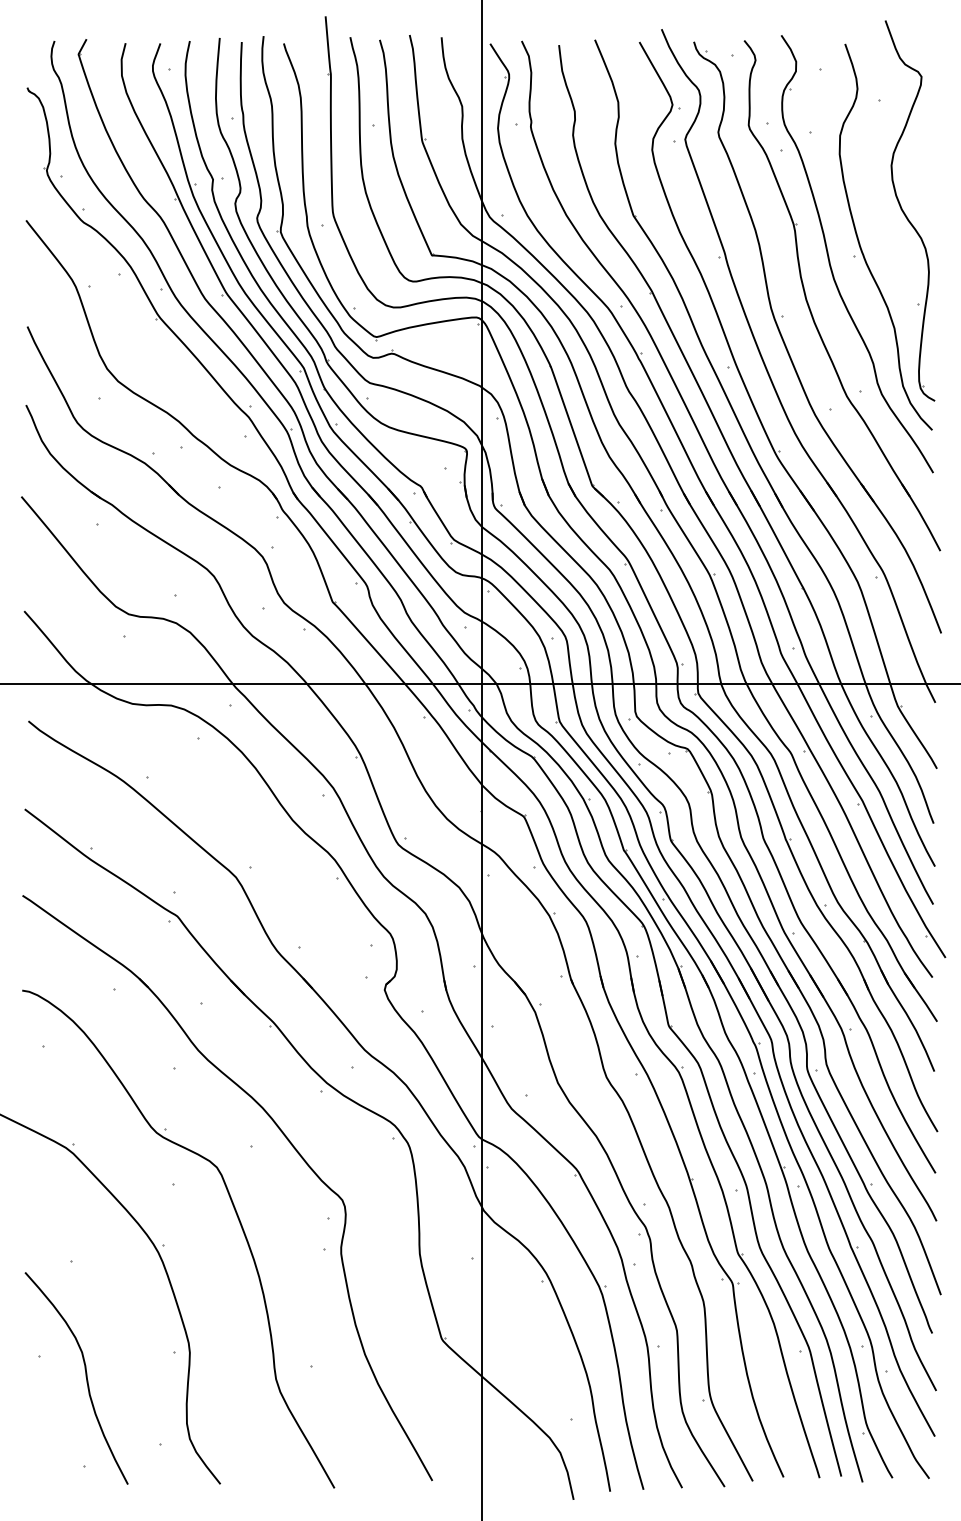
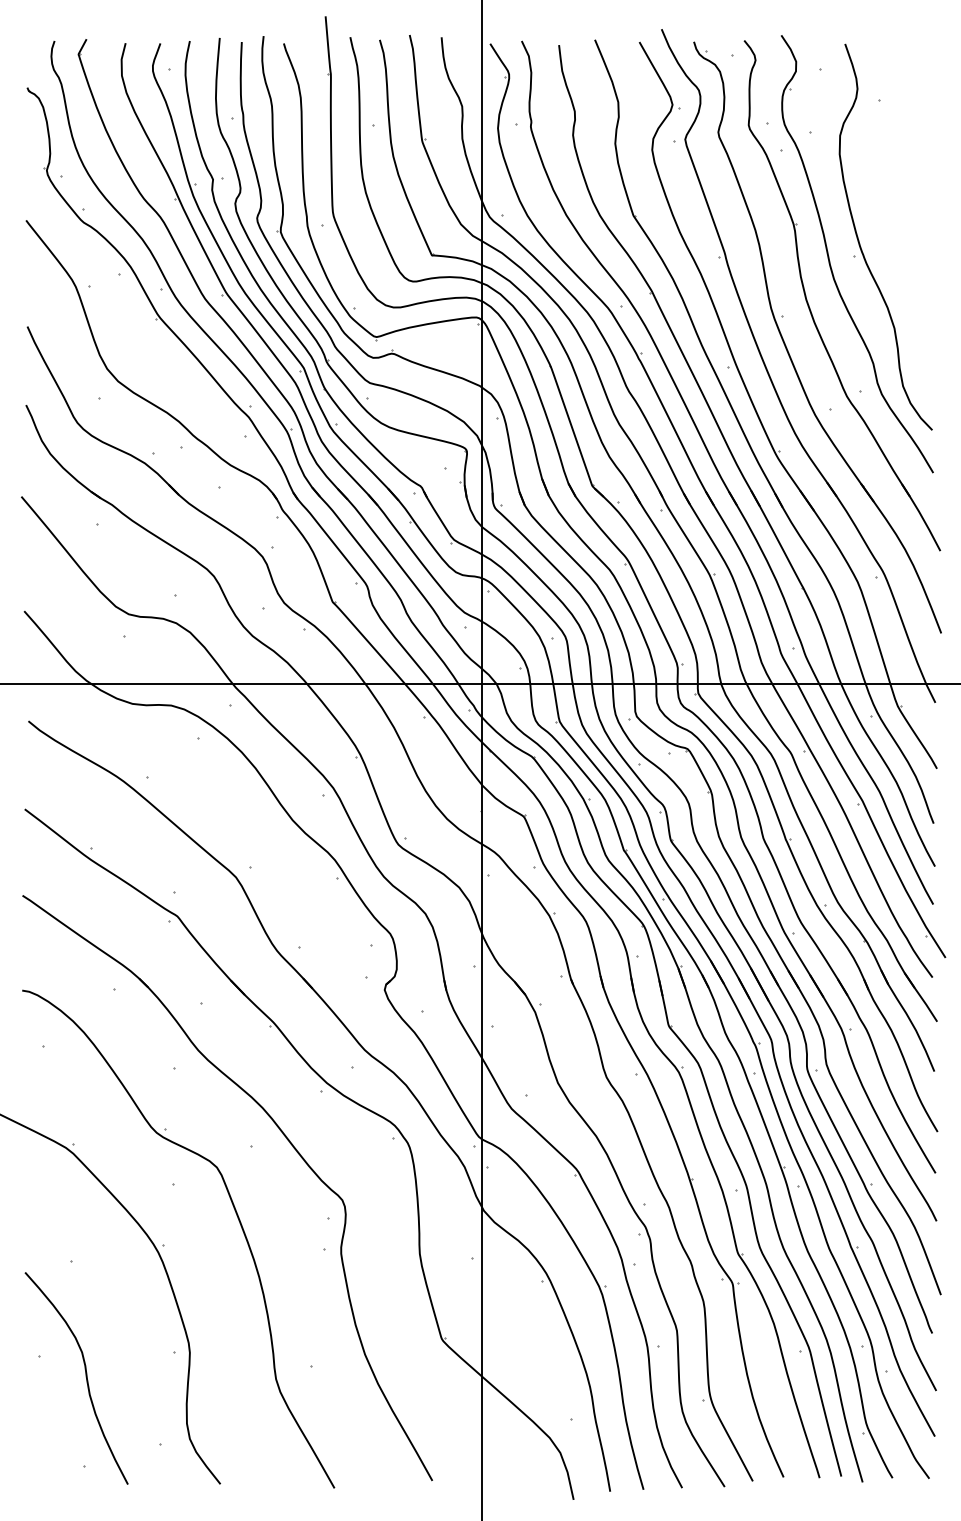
part: present -> none (909, 210)
